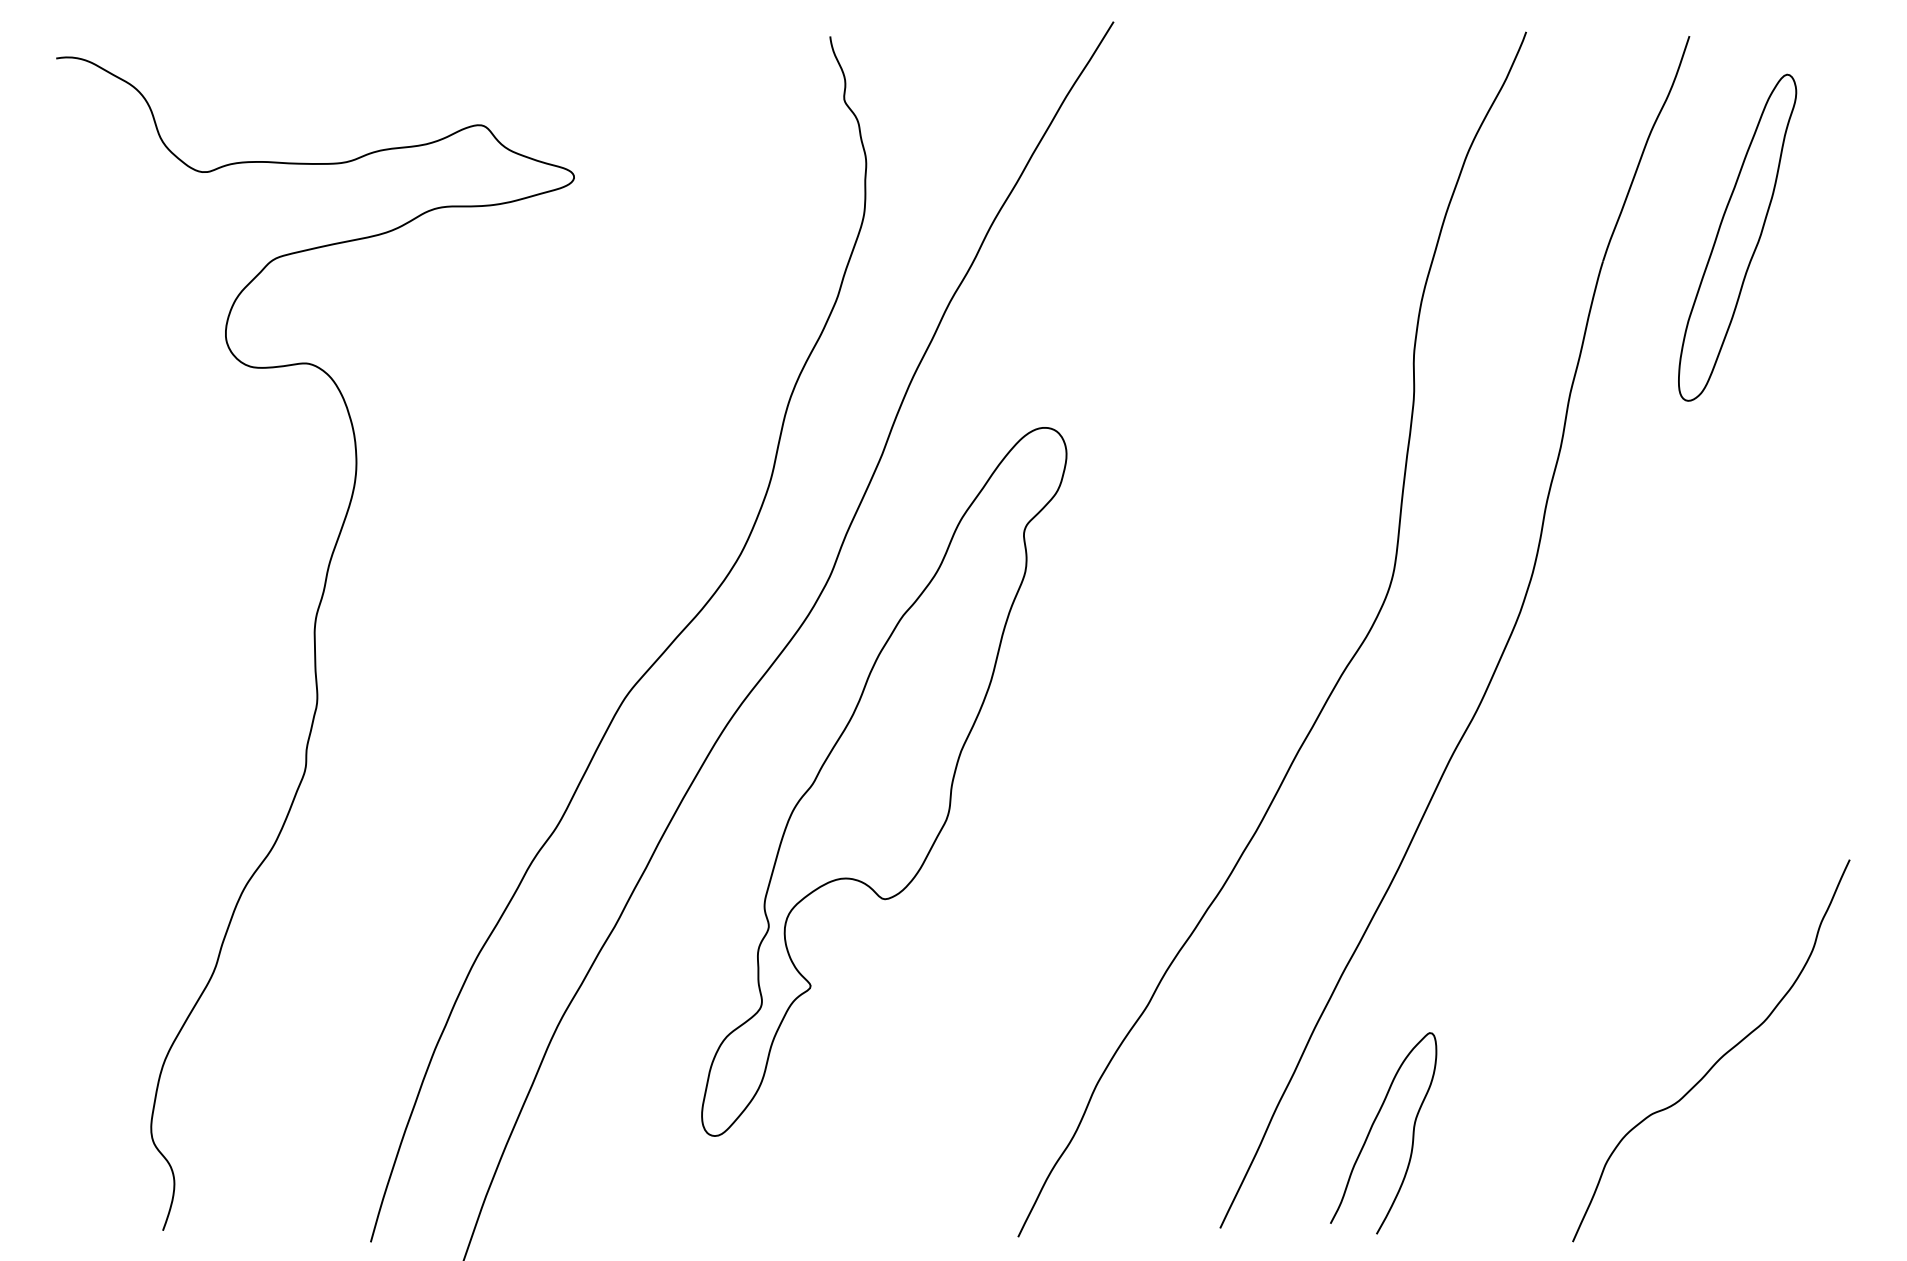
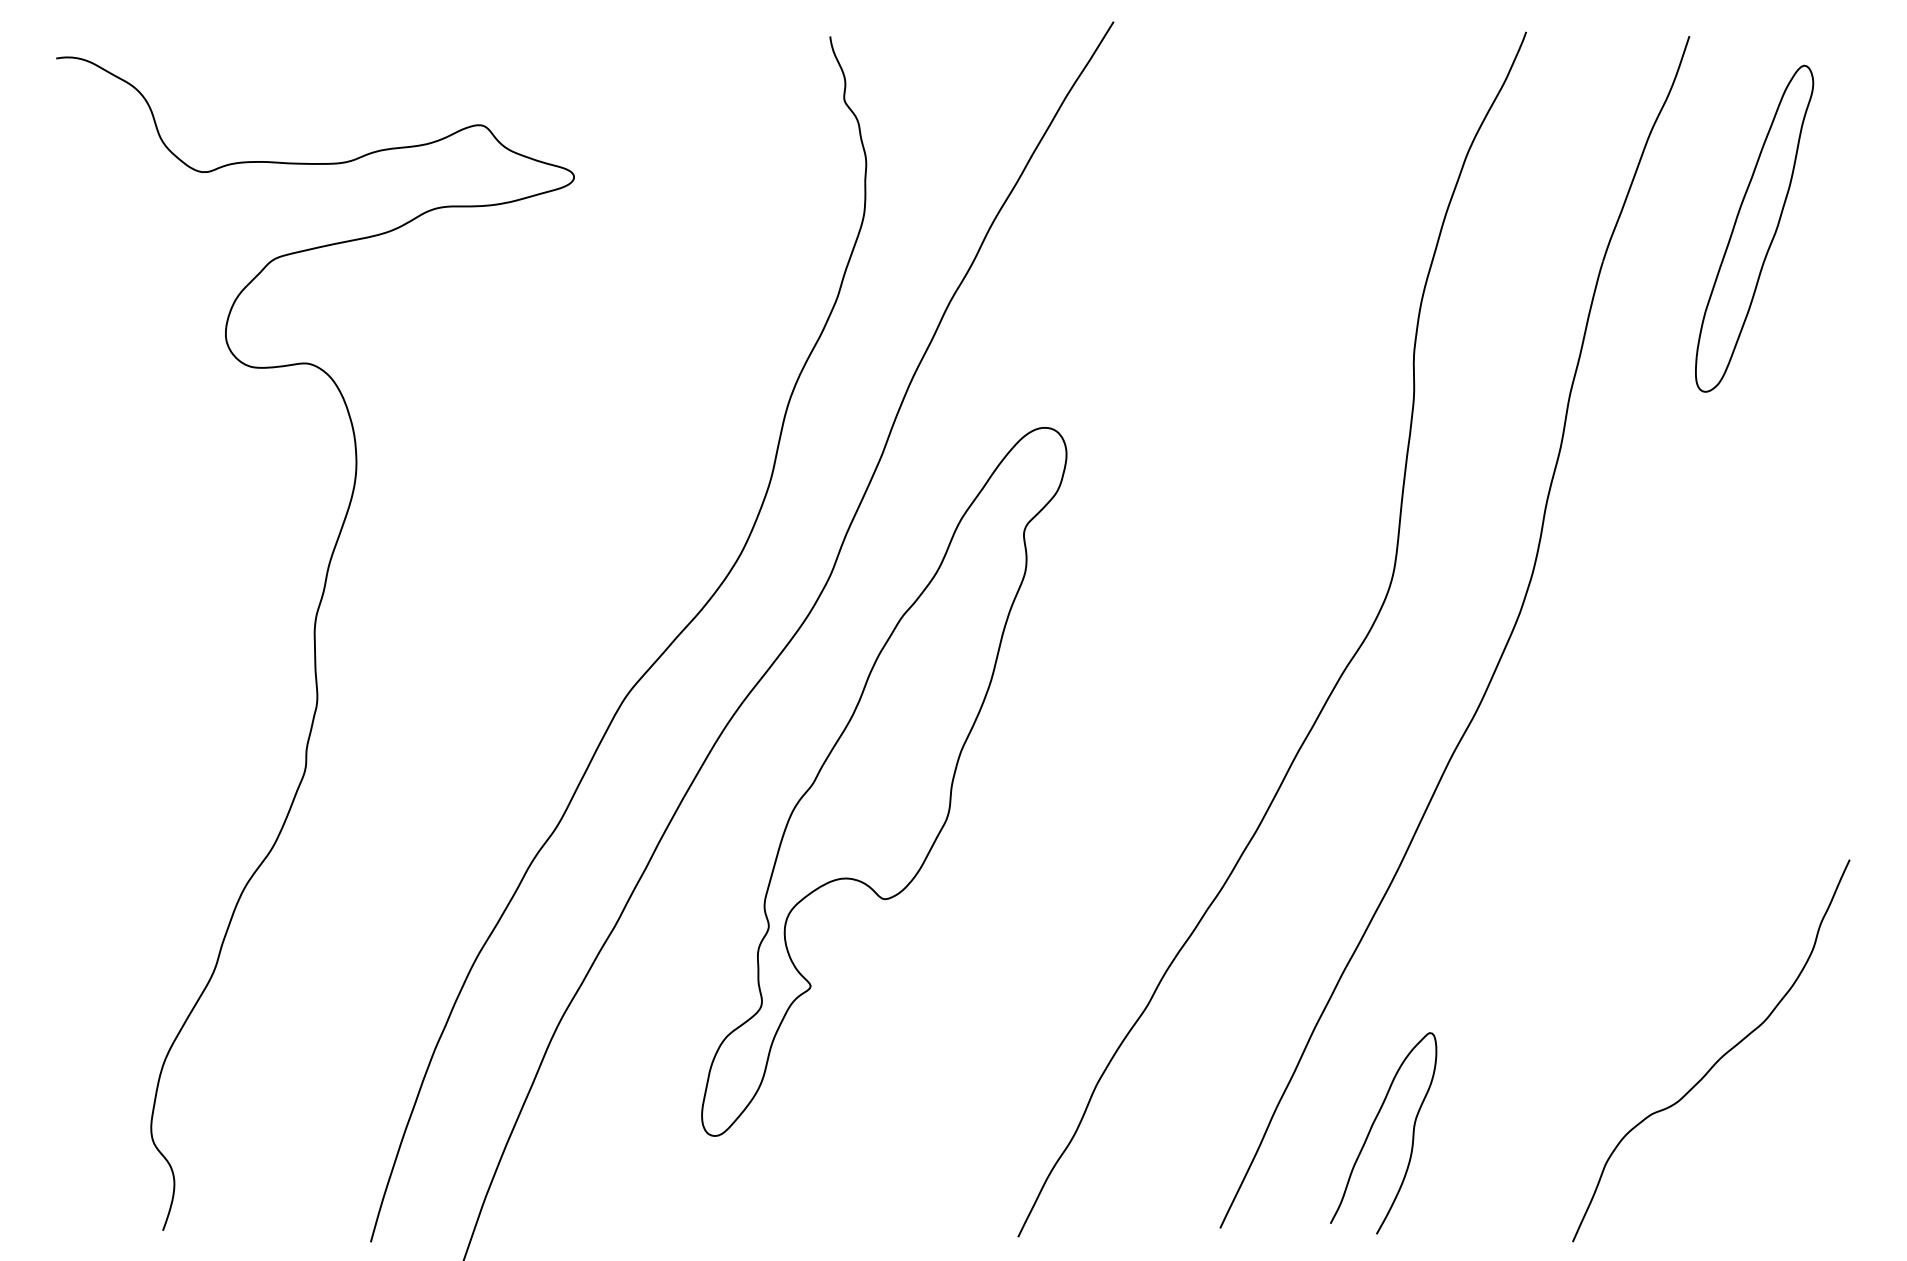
part position: (1737, 237) -> (1754, 228) (1754, 228)
